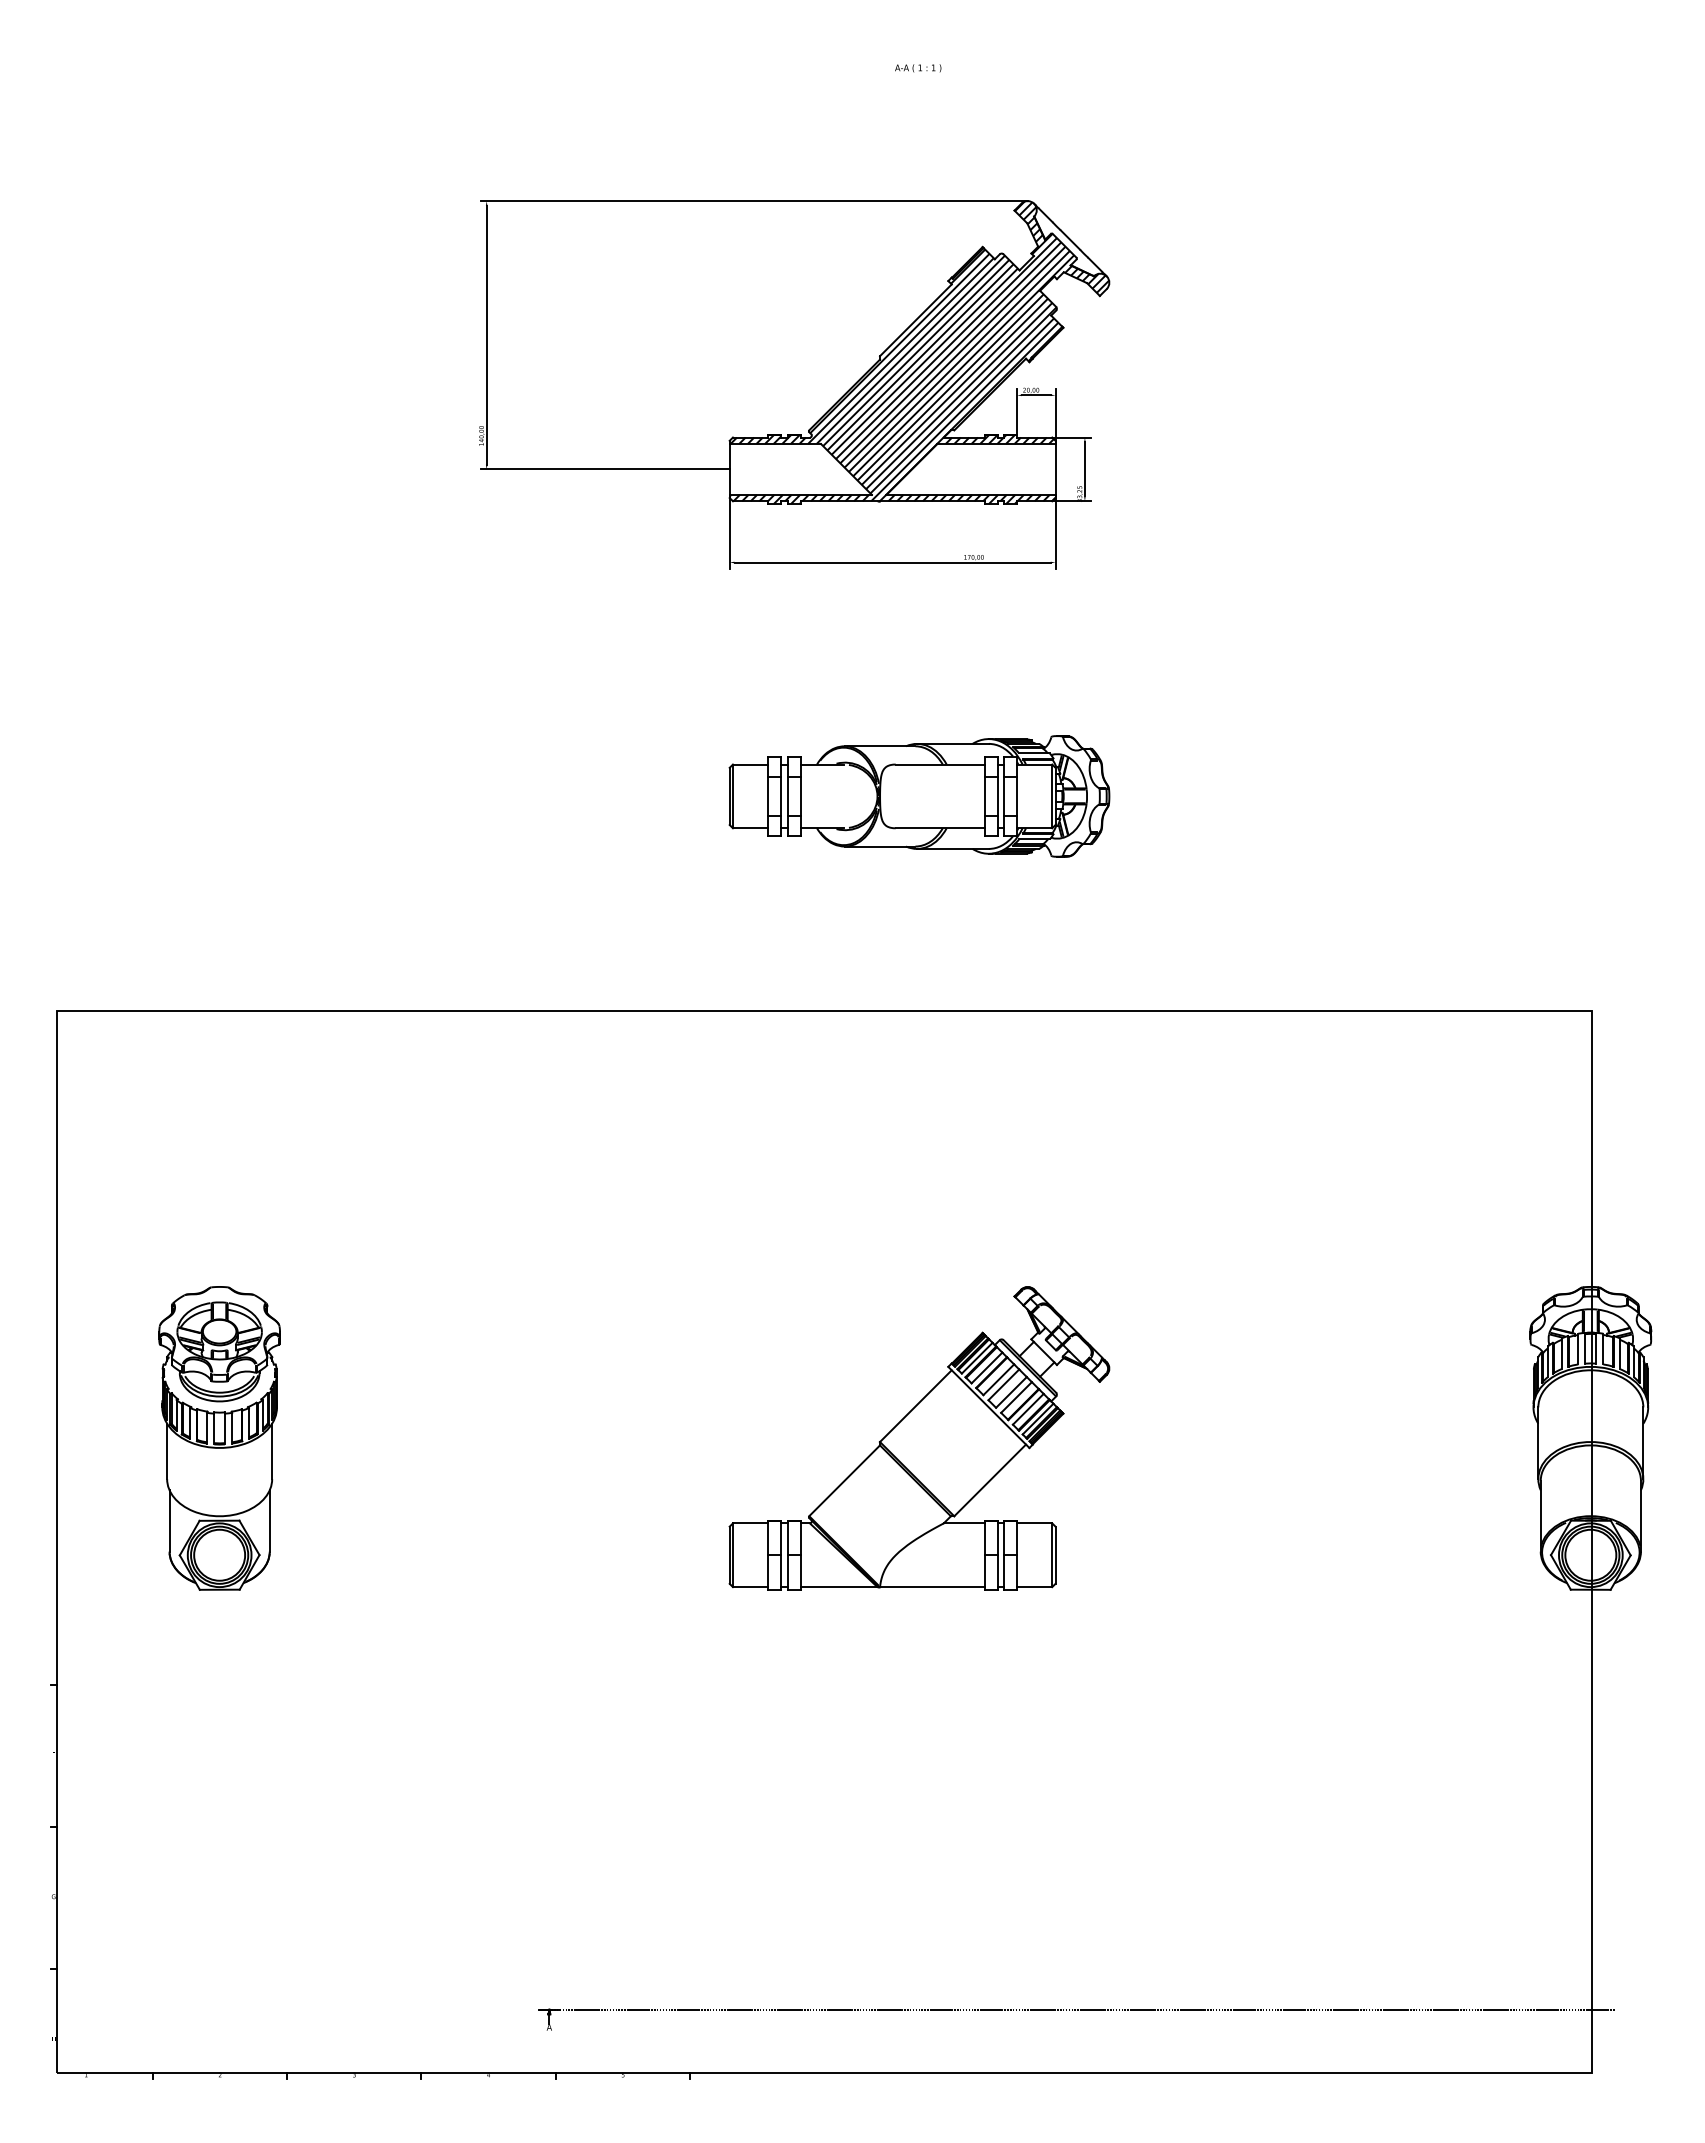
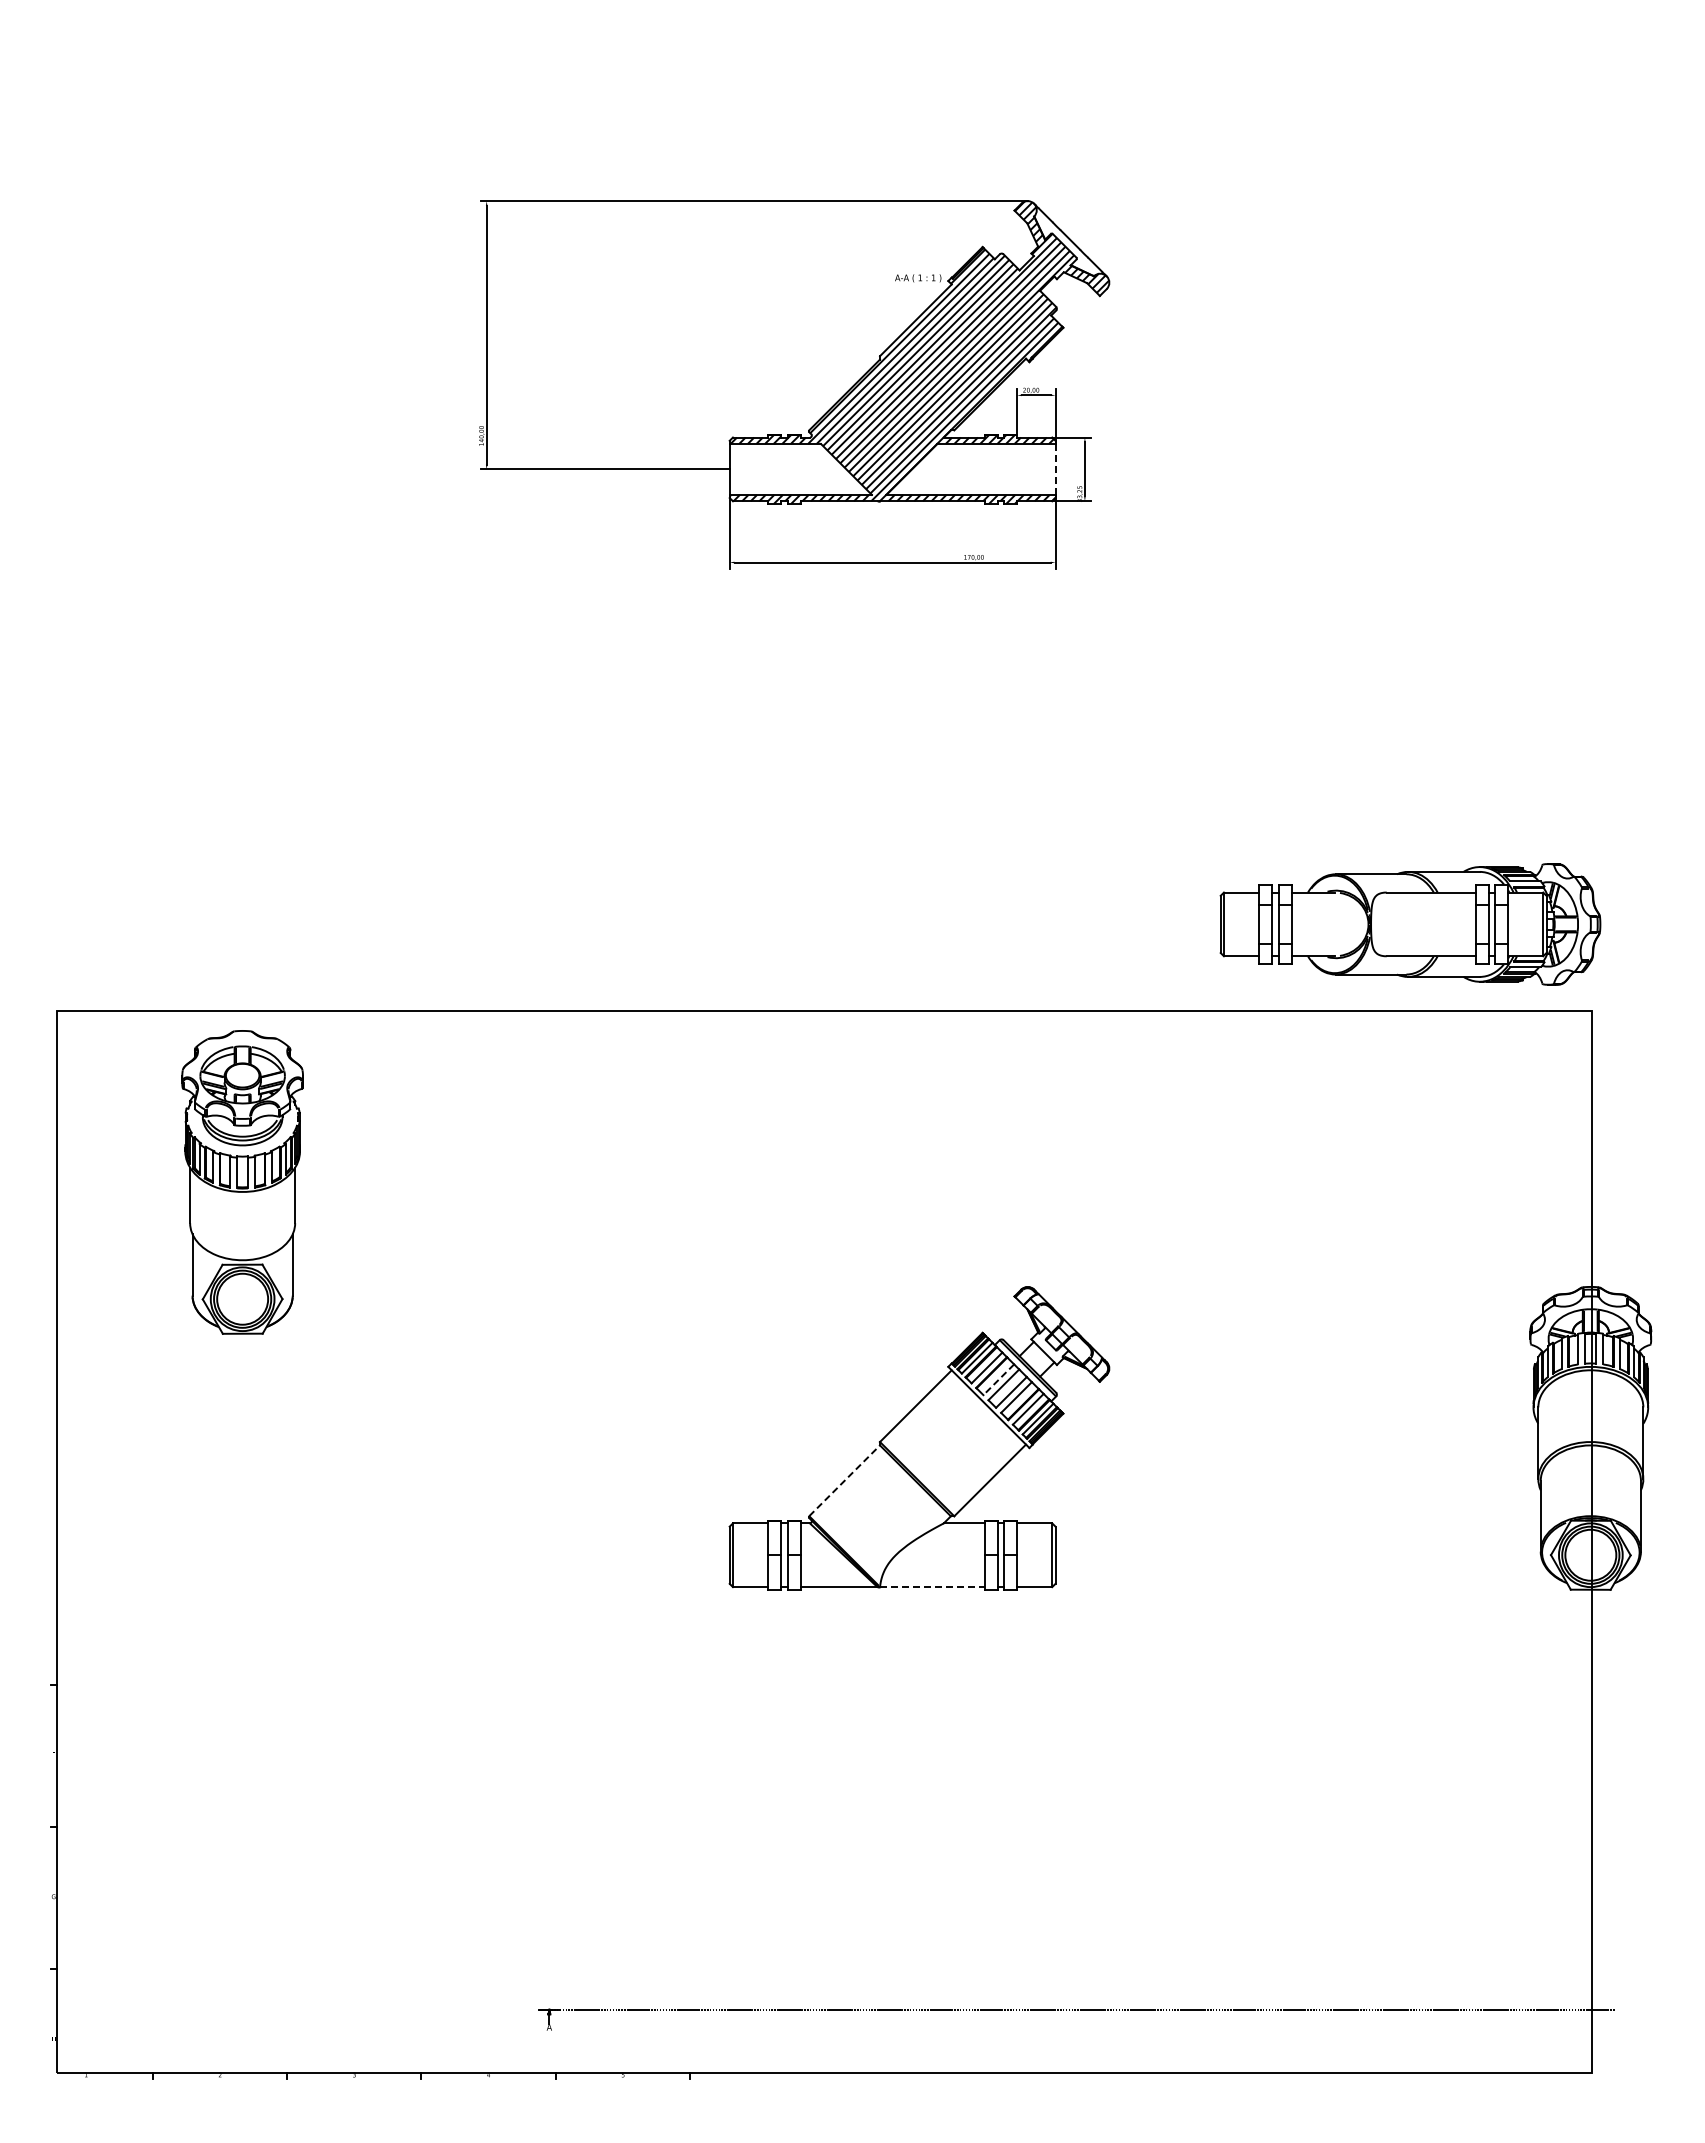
text position: (918, 68) -> (918, 278) (918, 278)
line: solid -> dashed (1055, 468)
part position: (919, 796) -> (1410, 924) (1410, 924)
line: solid -> dashed (998, 1379)
part position: (219, 1438) -> (242, 1182) (242, 1182)
line: solid -> dashed (845, 1480)
line: solid -> dashed (932, 1587)
